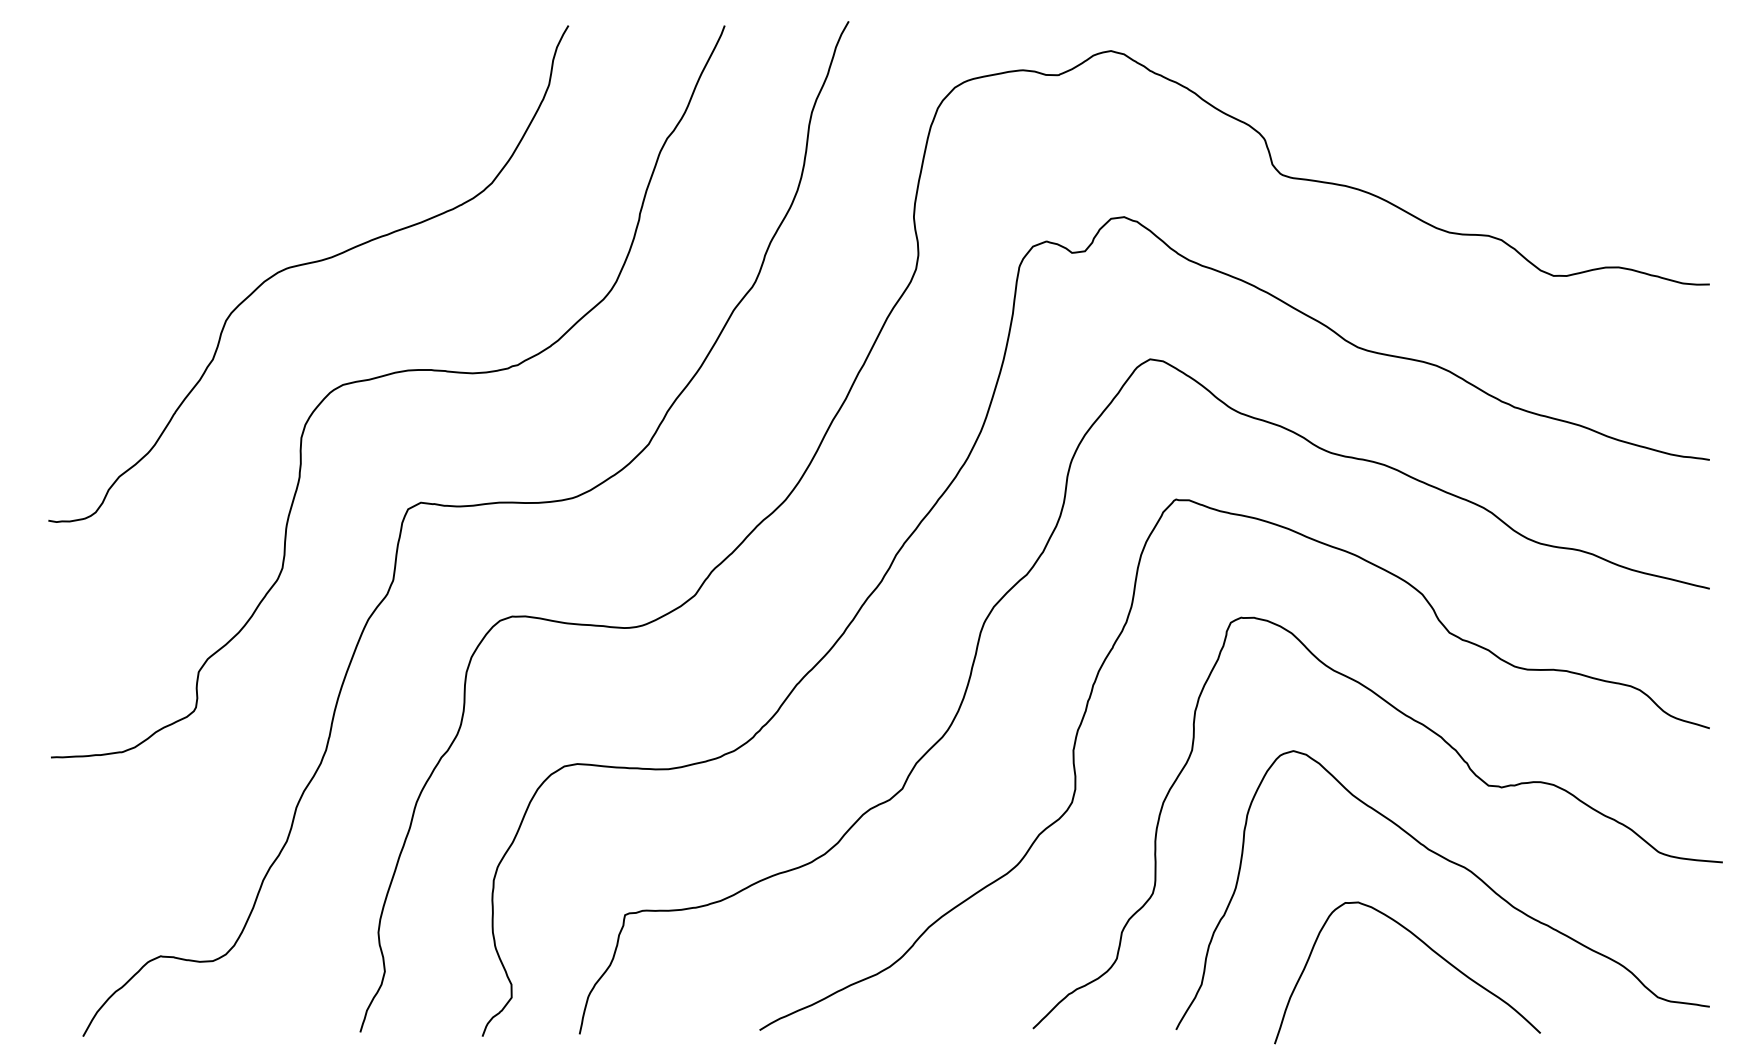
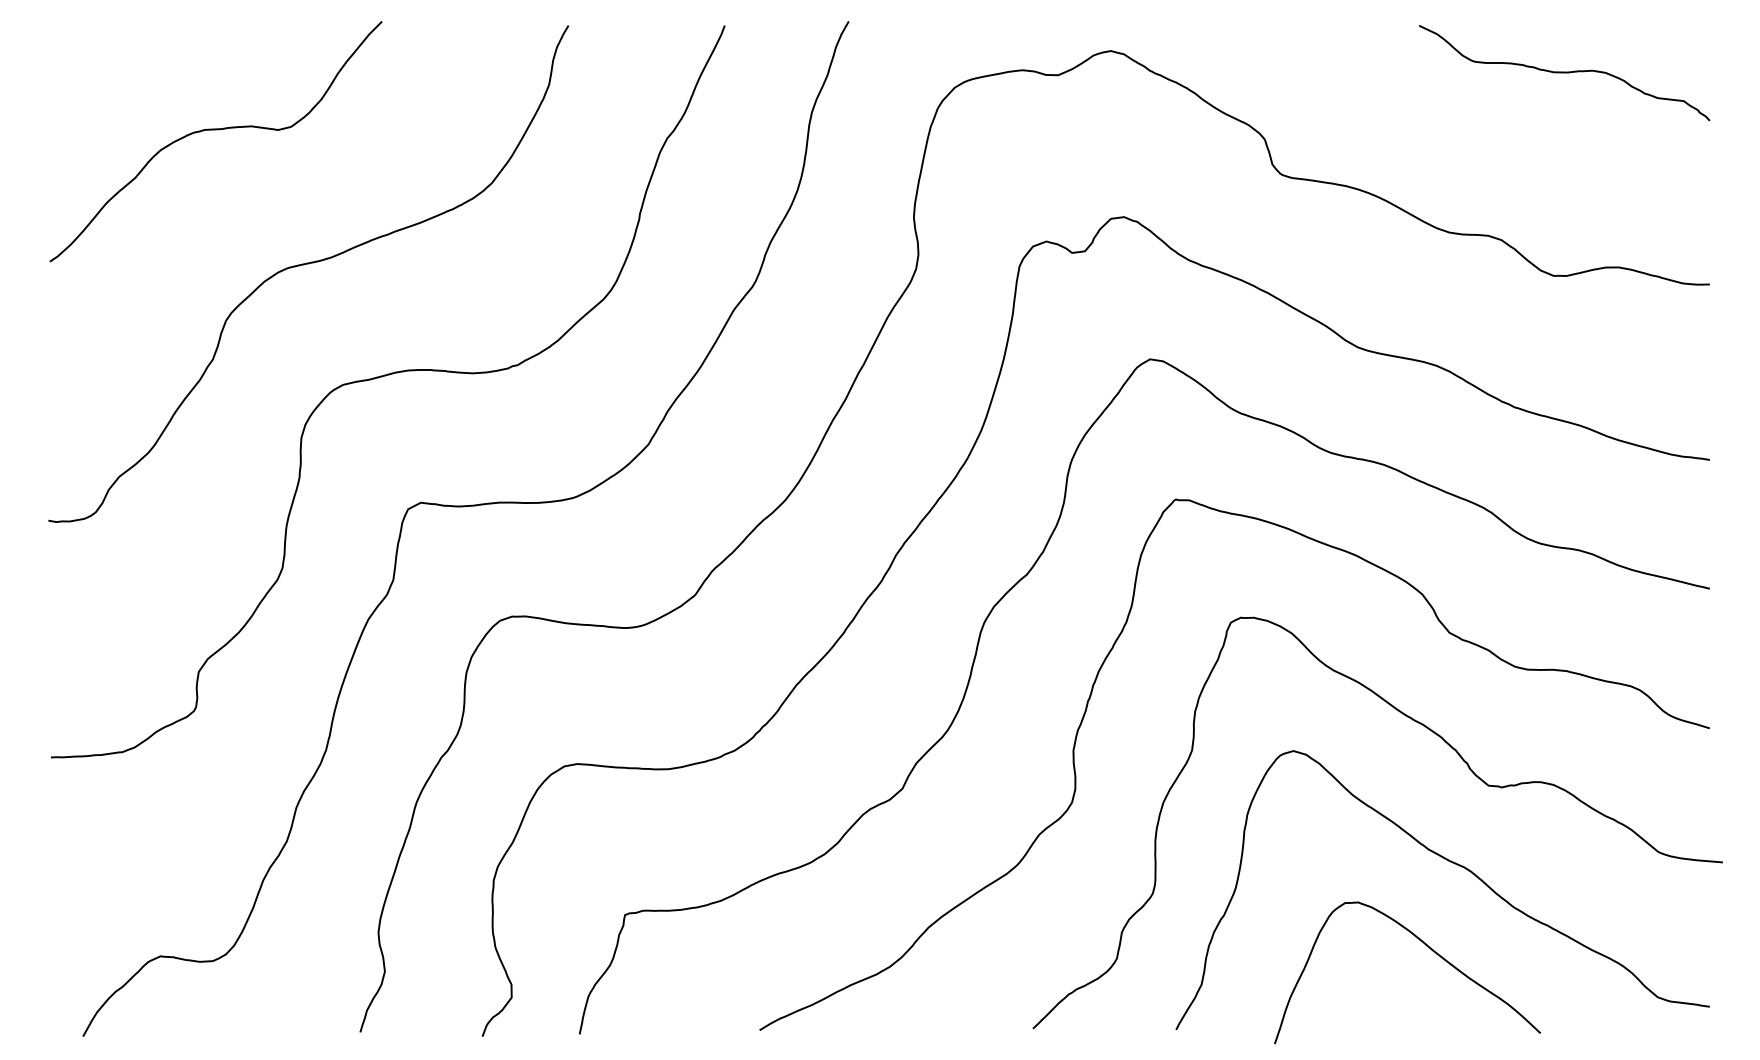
curve: none -> present (1564, 73)
curve: none -> present (215, 130)
